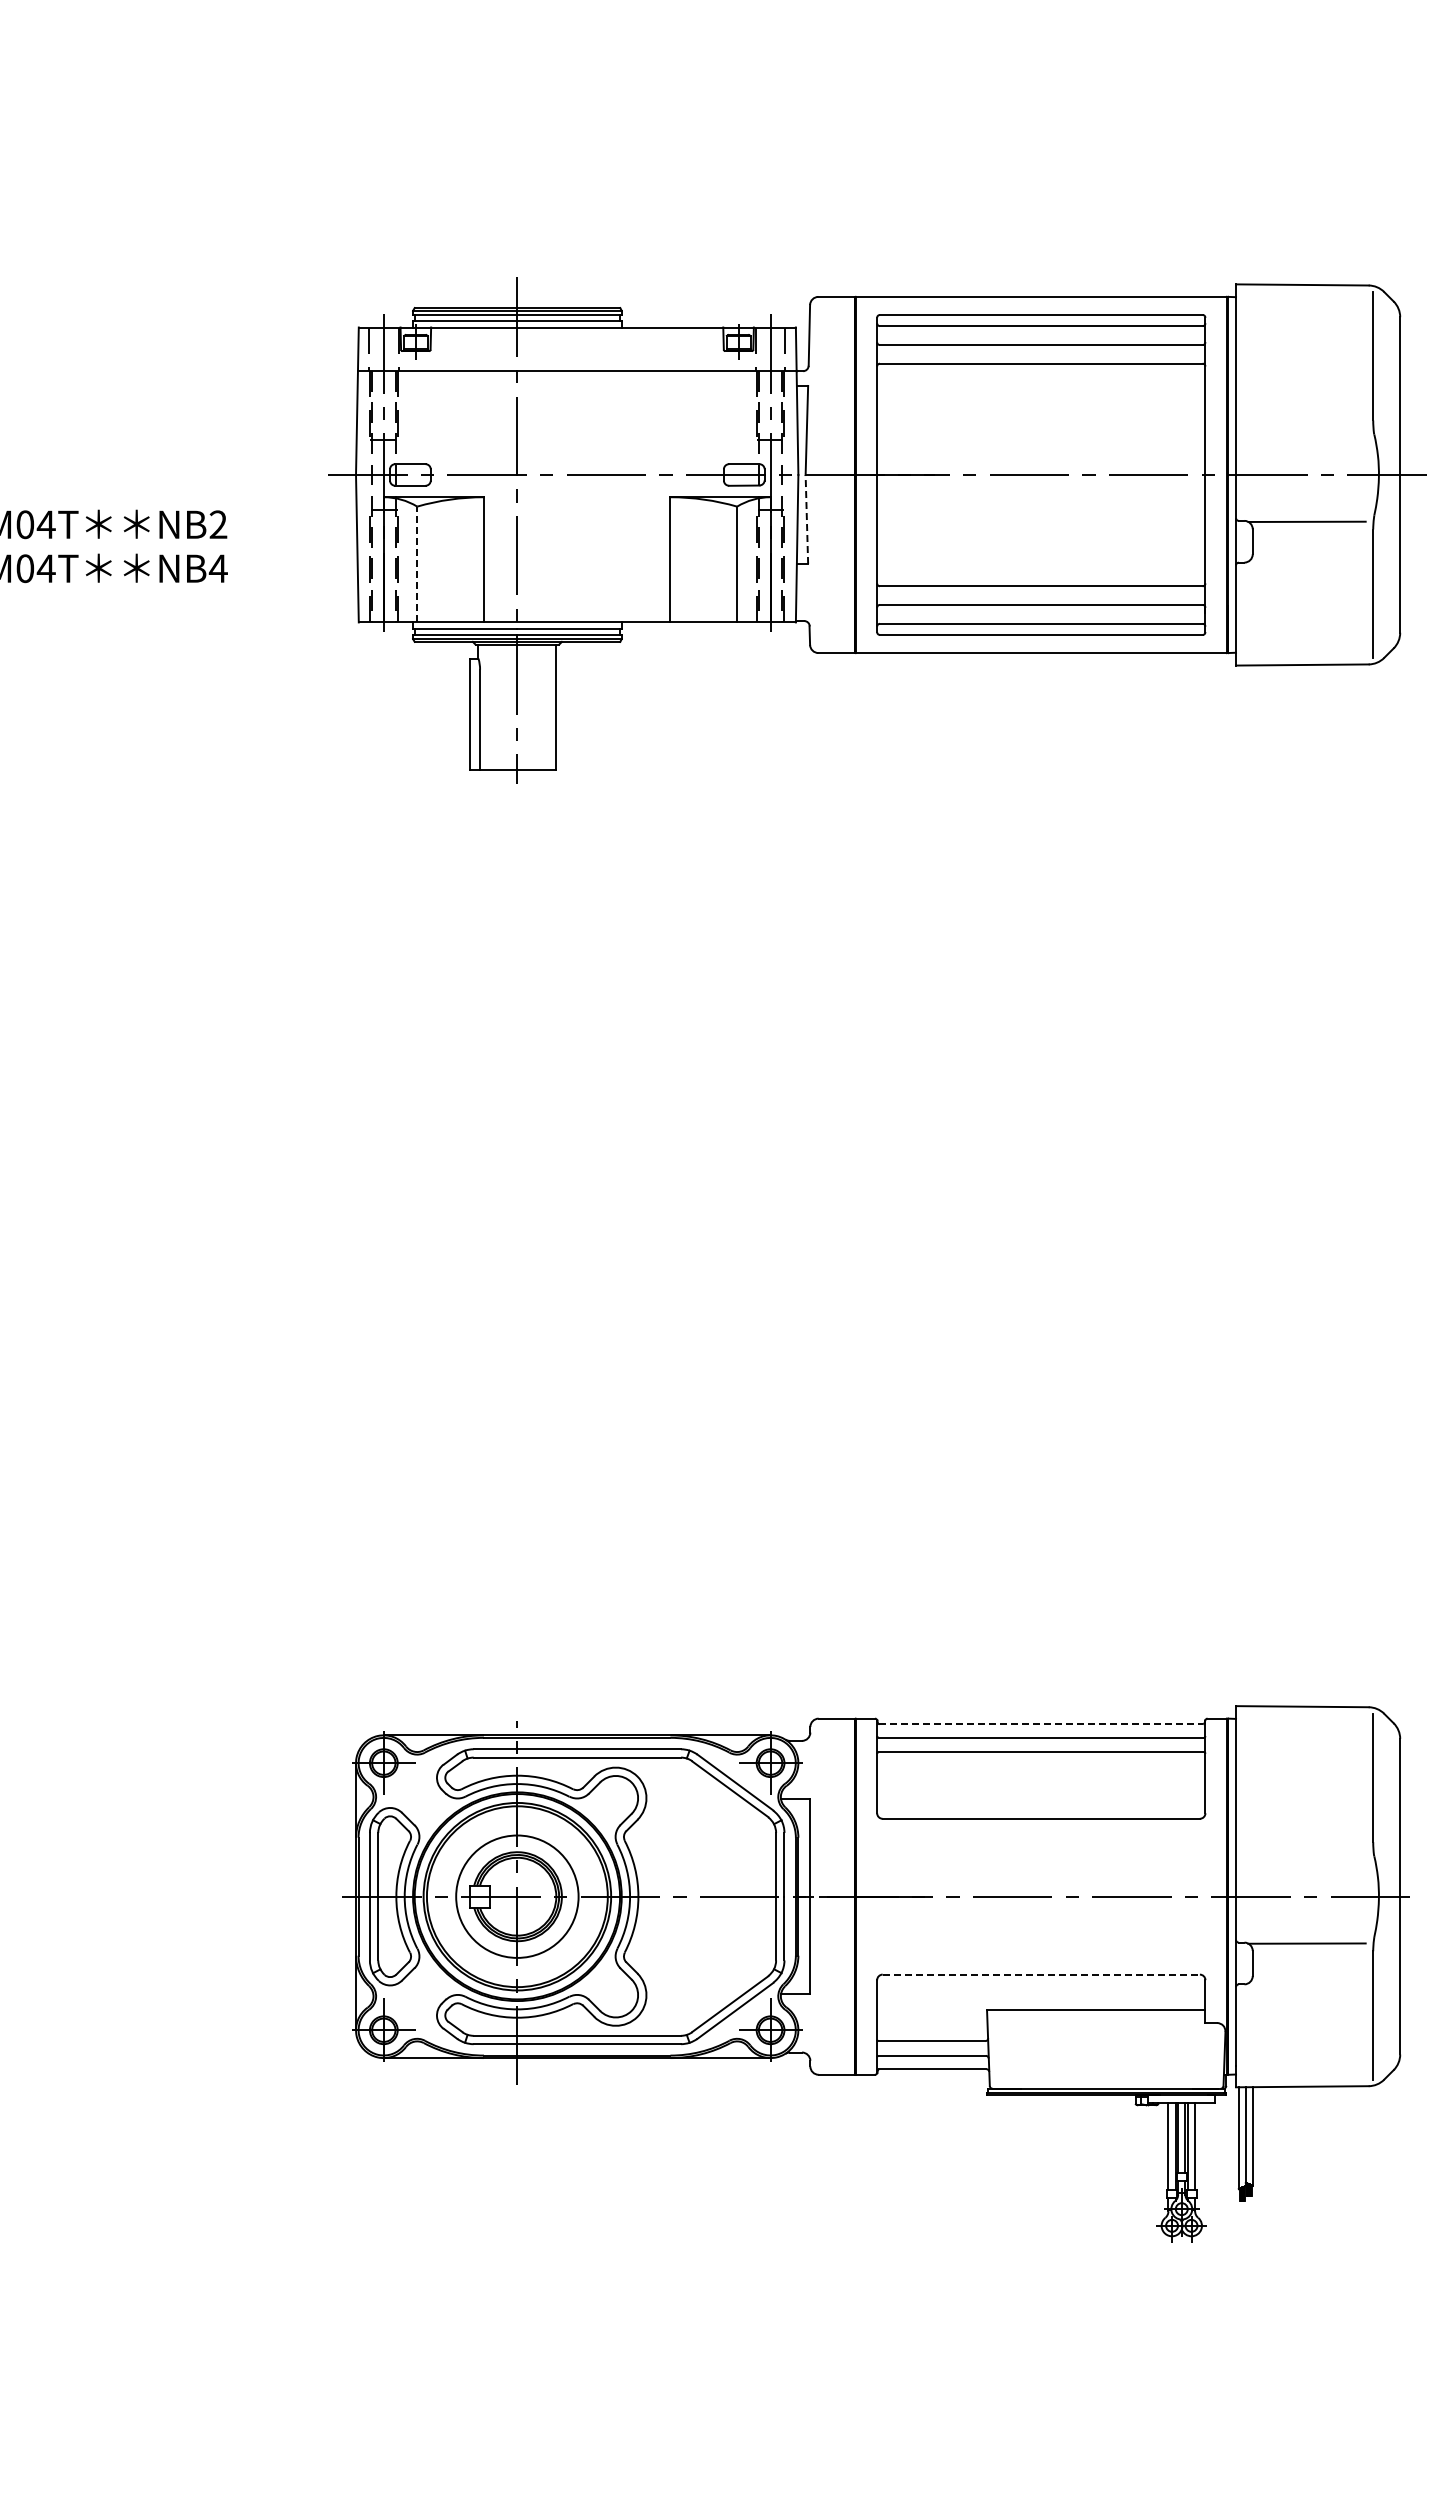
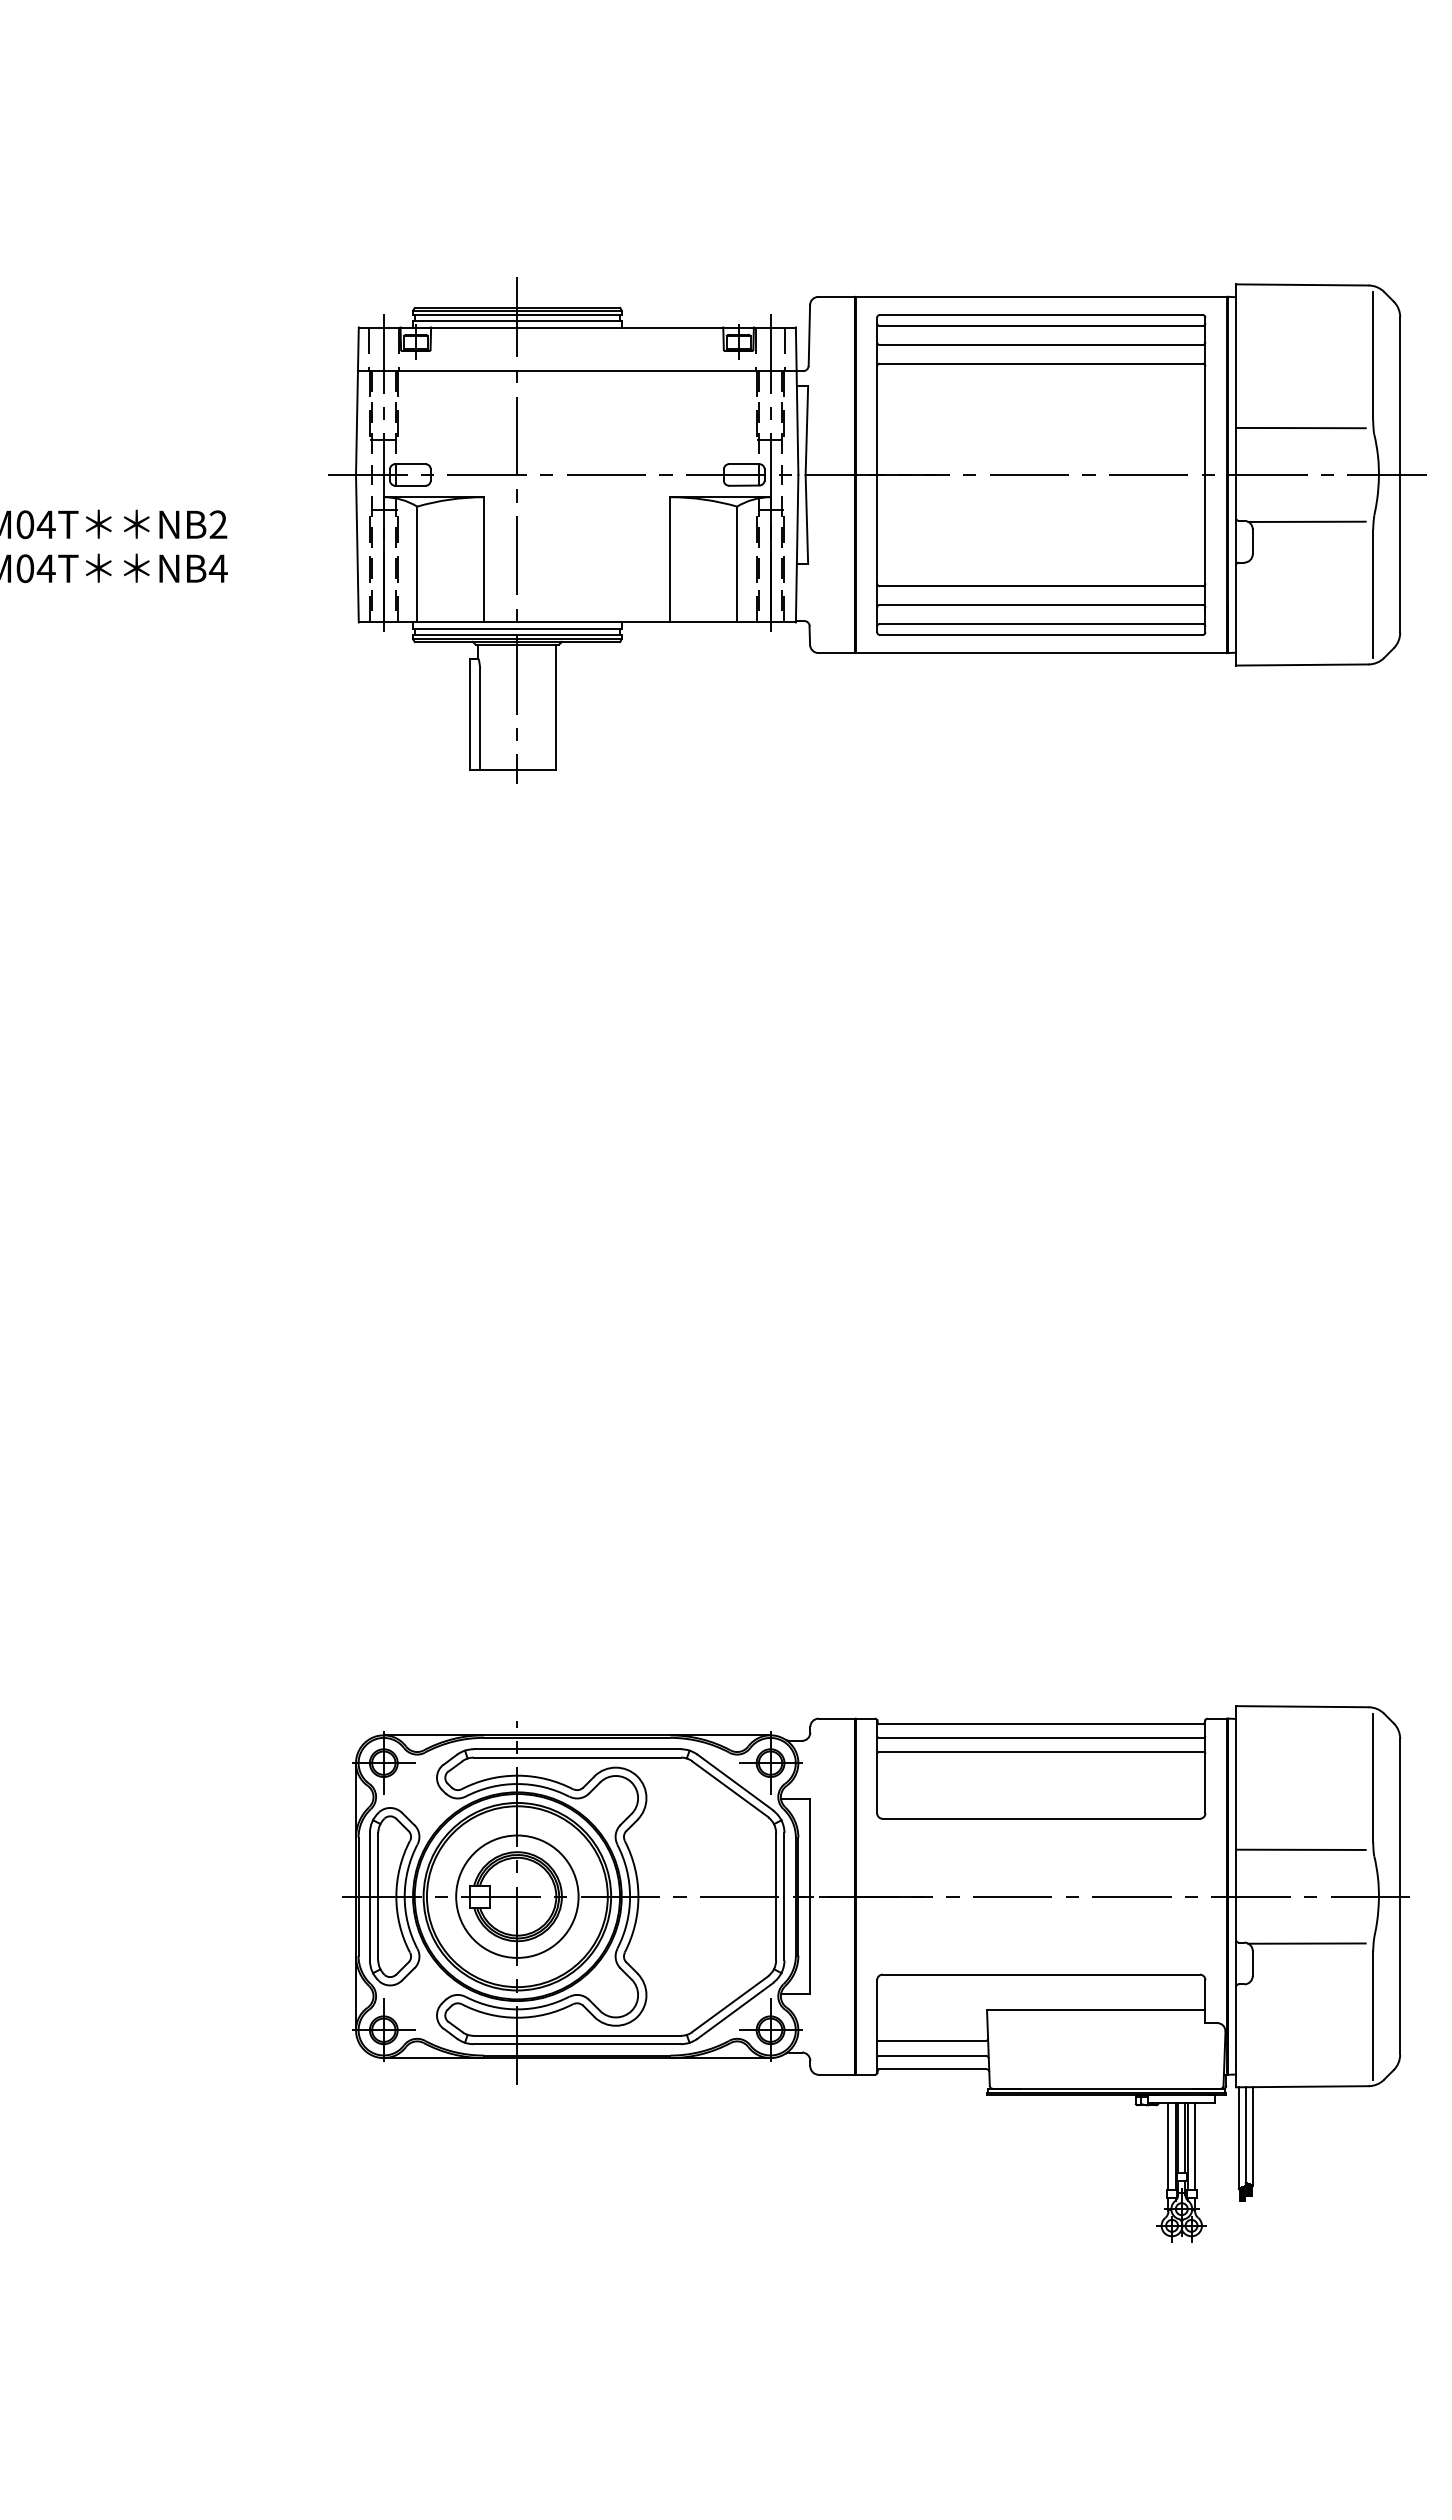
line: none -> present (1300, 427)
line: dashed -> solid (806, 519)
line: dashed -> solid (417, 564)
line: dashed -> solid (1041, 1724)
line: none -> present (1300, 1849)
line: dashed -> solid (1041, 1974)
